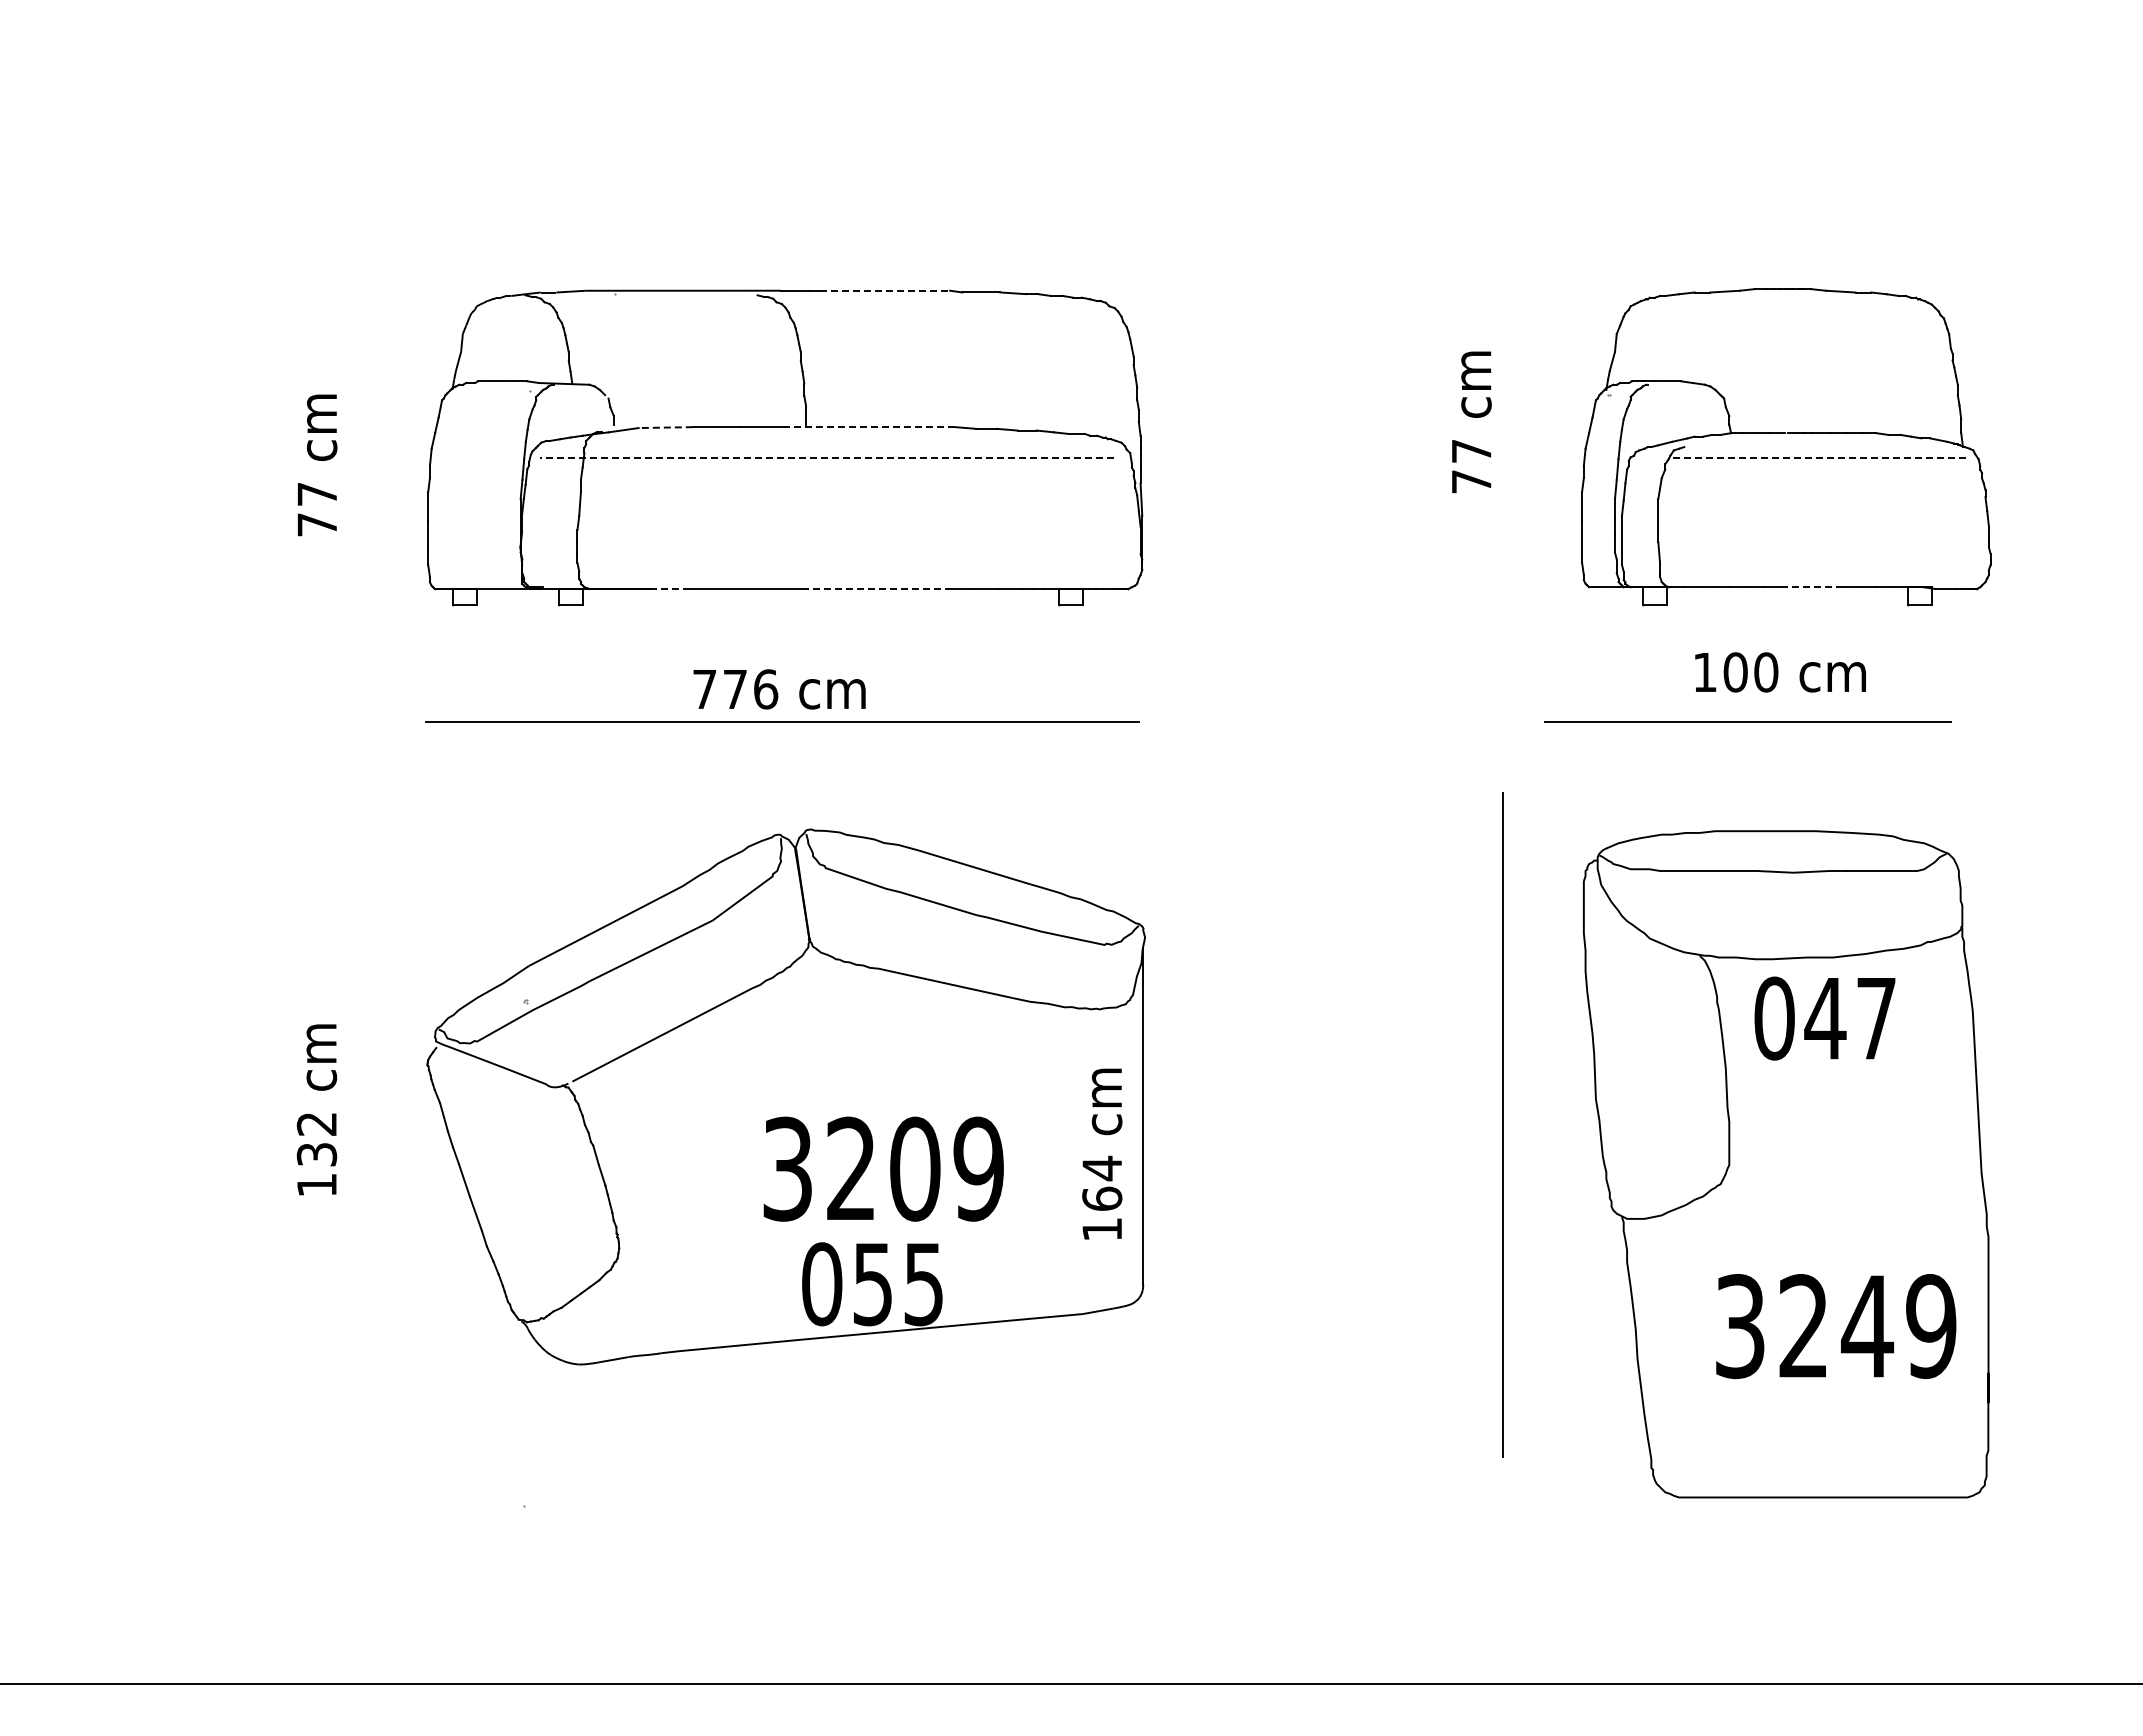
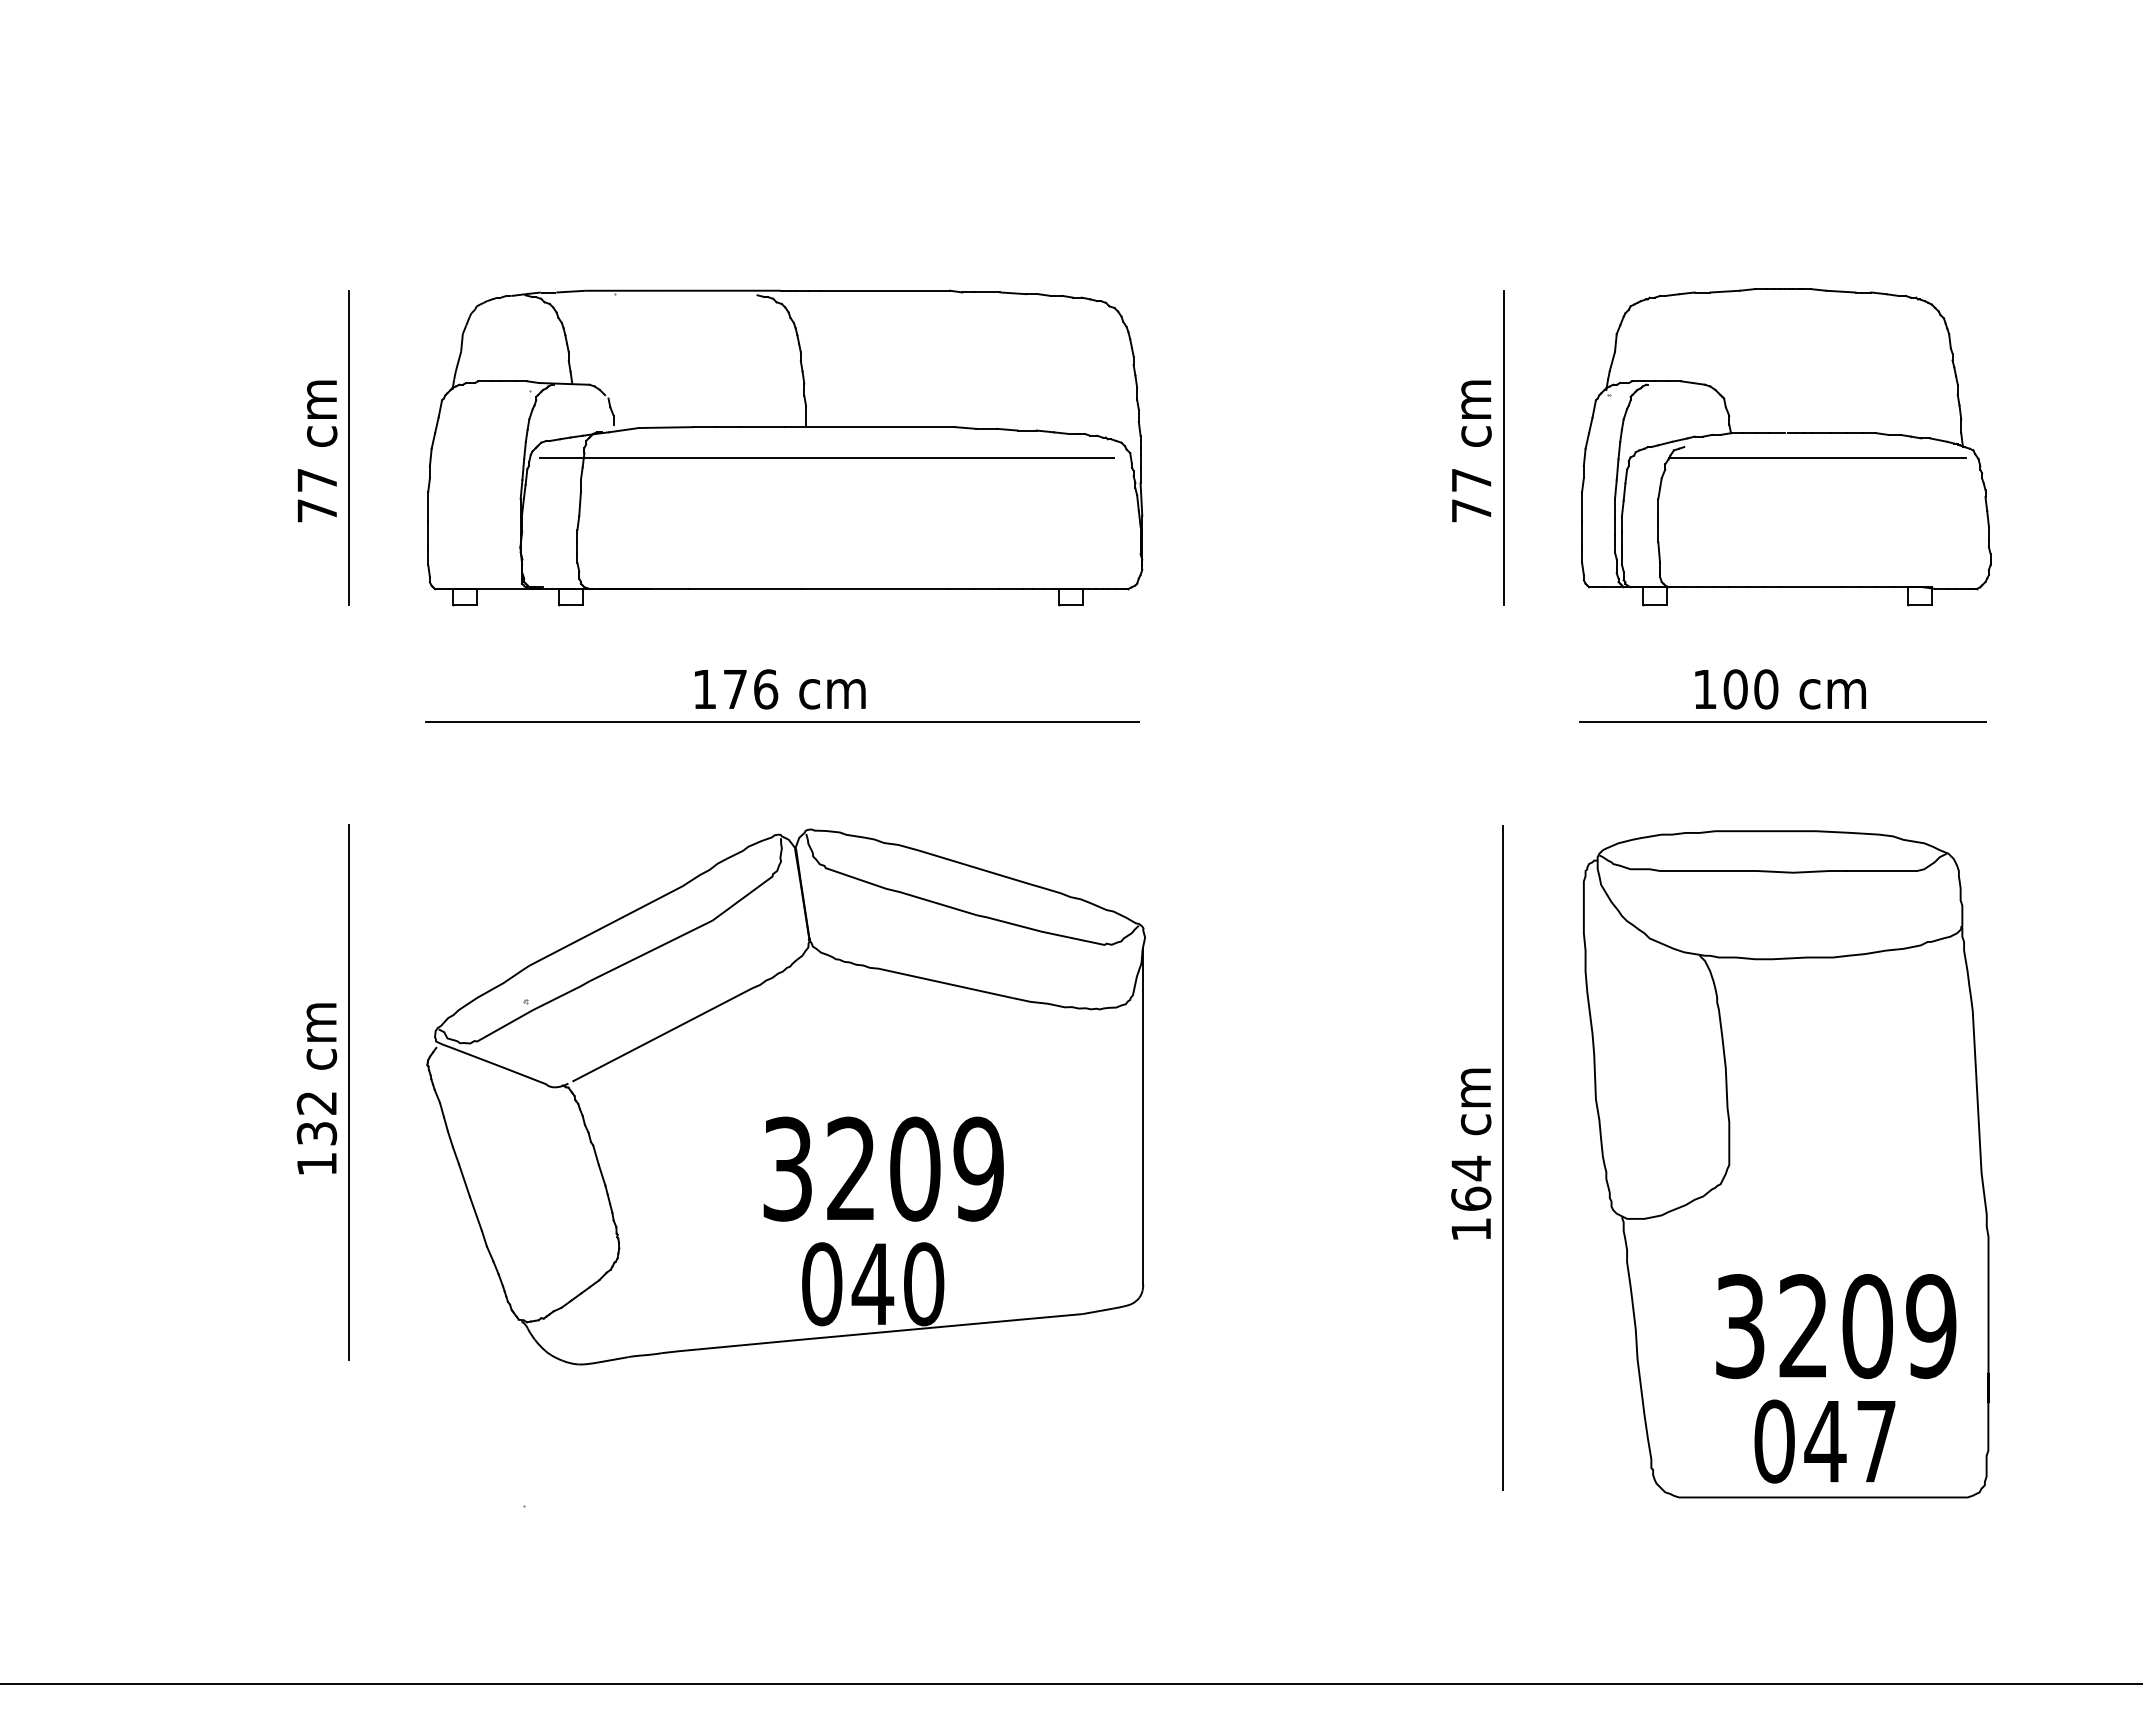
line: dashed -> solid (885, 290)
text position: (1471, 422) -> (1471, 451) (1471, 451)
line: dashed -> solid (665, 427)
line: dashed -> solid (869, 427)
line: none -> present (349, 447)
line: none -> present (1503, 447)
line: dashed -> solid (826, 457)
line: dashed -> solid (1817, 457)
text position: (317, 465) -> (317, 451) (317, 451)
line: dashed -> solid (1811, 587)
line: dashed -> solid (669, 588)
line: dashed -> solid (875, 588)
text position: (1780, 672) -> (1780, 689) (1780, 689)
text: 776 -> 176 (704, 689)
line position: (1747, 721) -> (1782, 721) (1782, 721)
text position: (1824, 1018) -> (1824, 1441) (1824, 1441)
line: none -> present (349, 1092)
text position: (316, 1109) -> (316, 1088) (316, 1088)
line position: (1502, 1124) -> (1502, 1157) (1502, 1157)
text position: (1102, 1153) -> (1471, 1153) (1471, 1153)
text: 055 -> 040 (897, 1284)
text: 3249 -> 3209 (1867, 1326)
